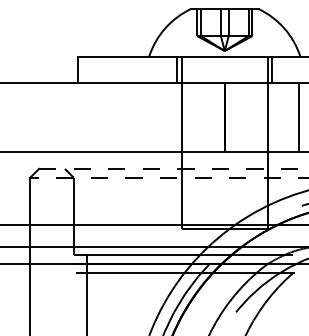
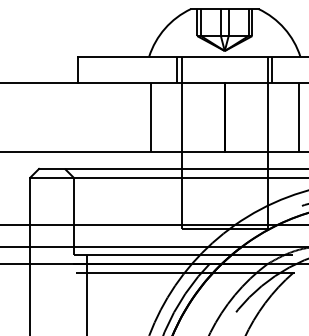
line: none -> present (150, 116)
line: dashed -> solid (173, 168)
line: dashed -> solid (169, 177)
